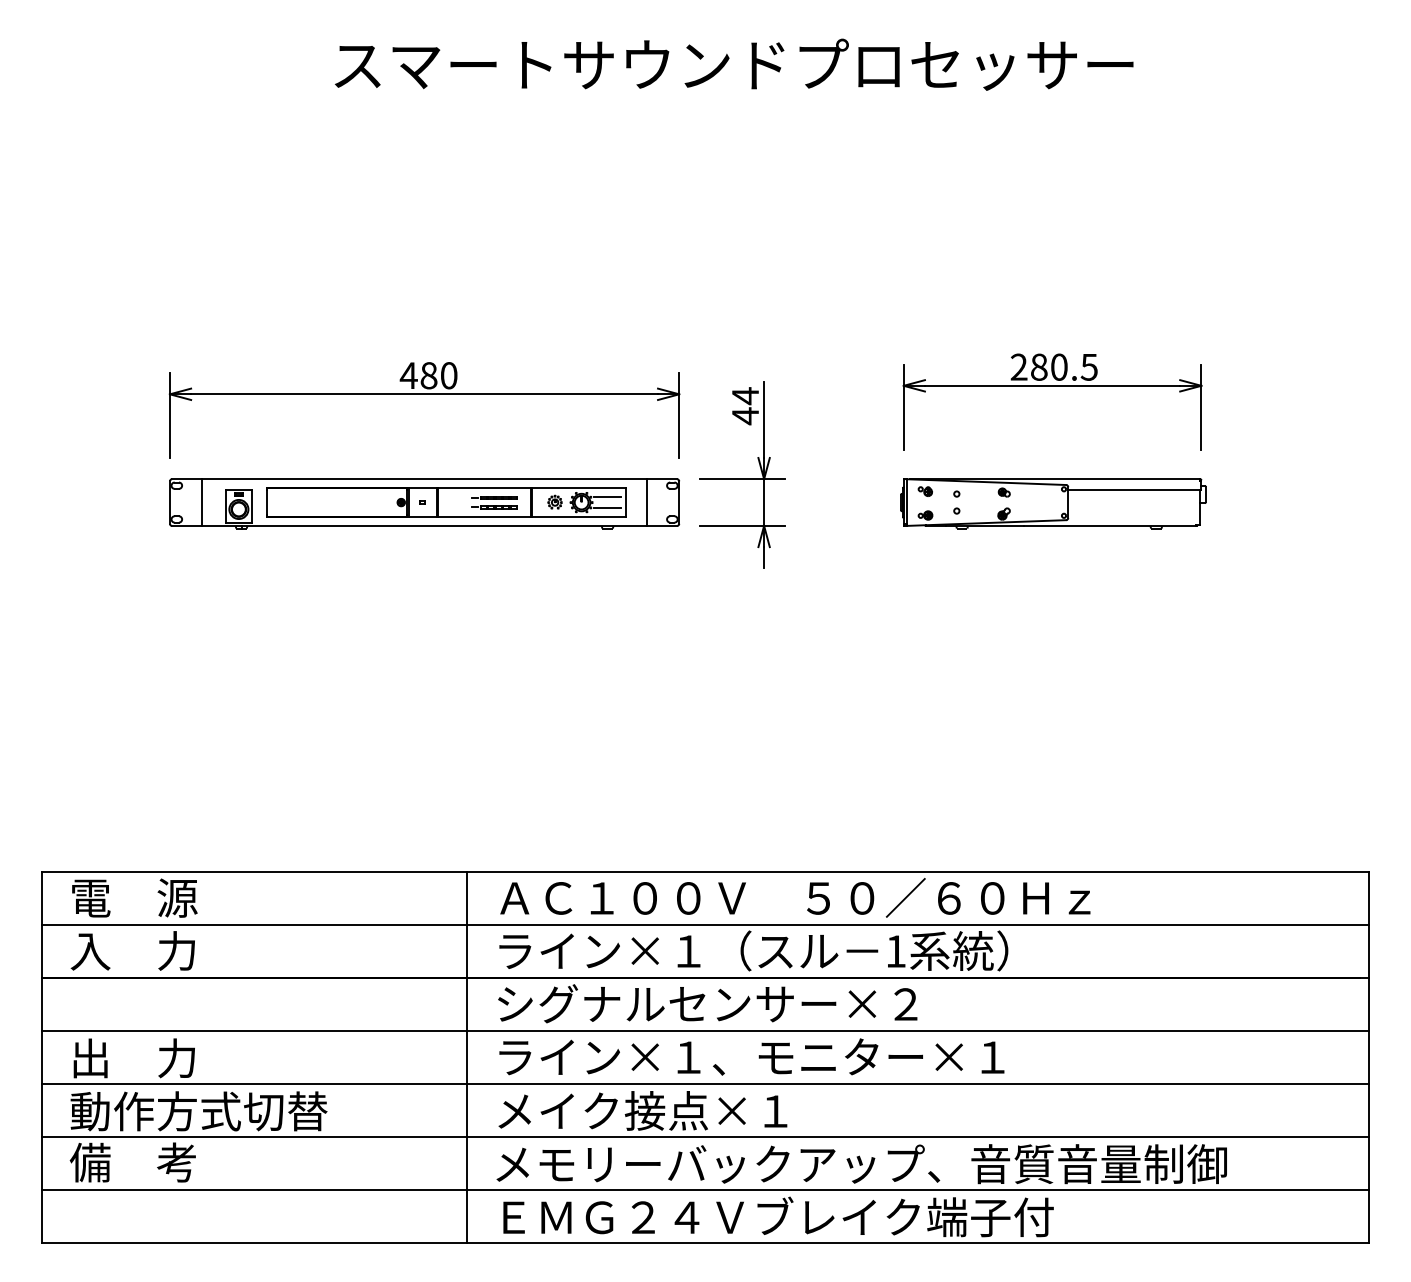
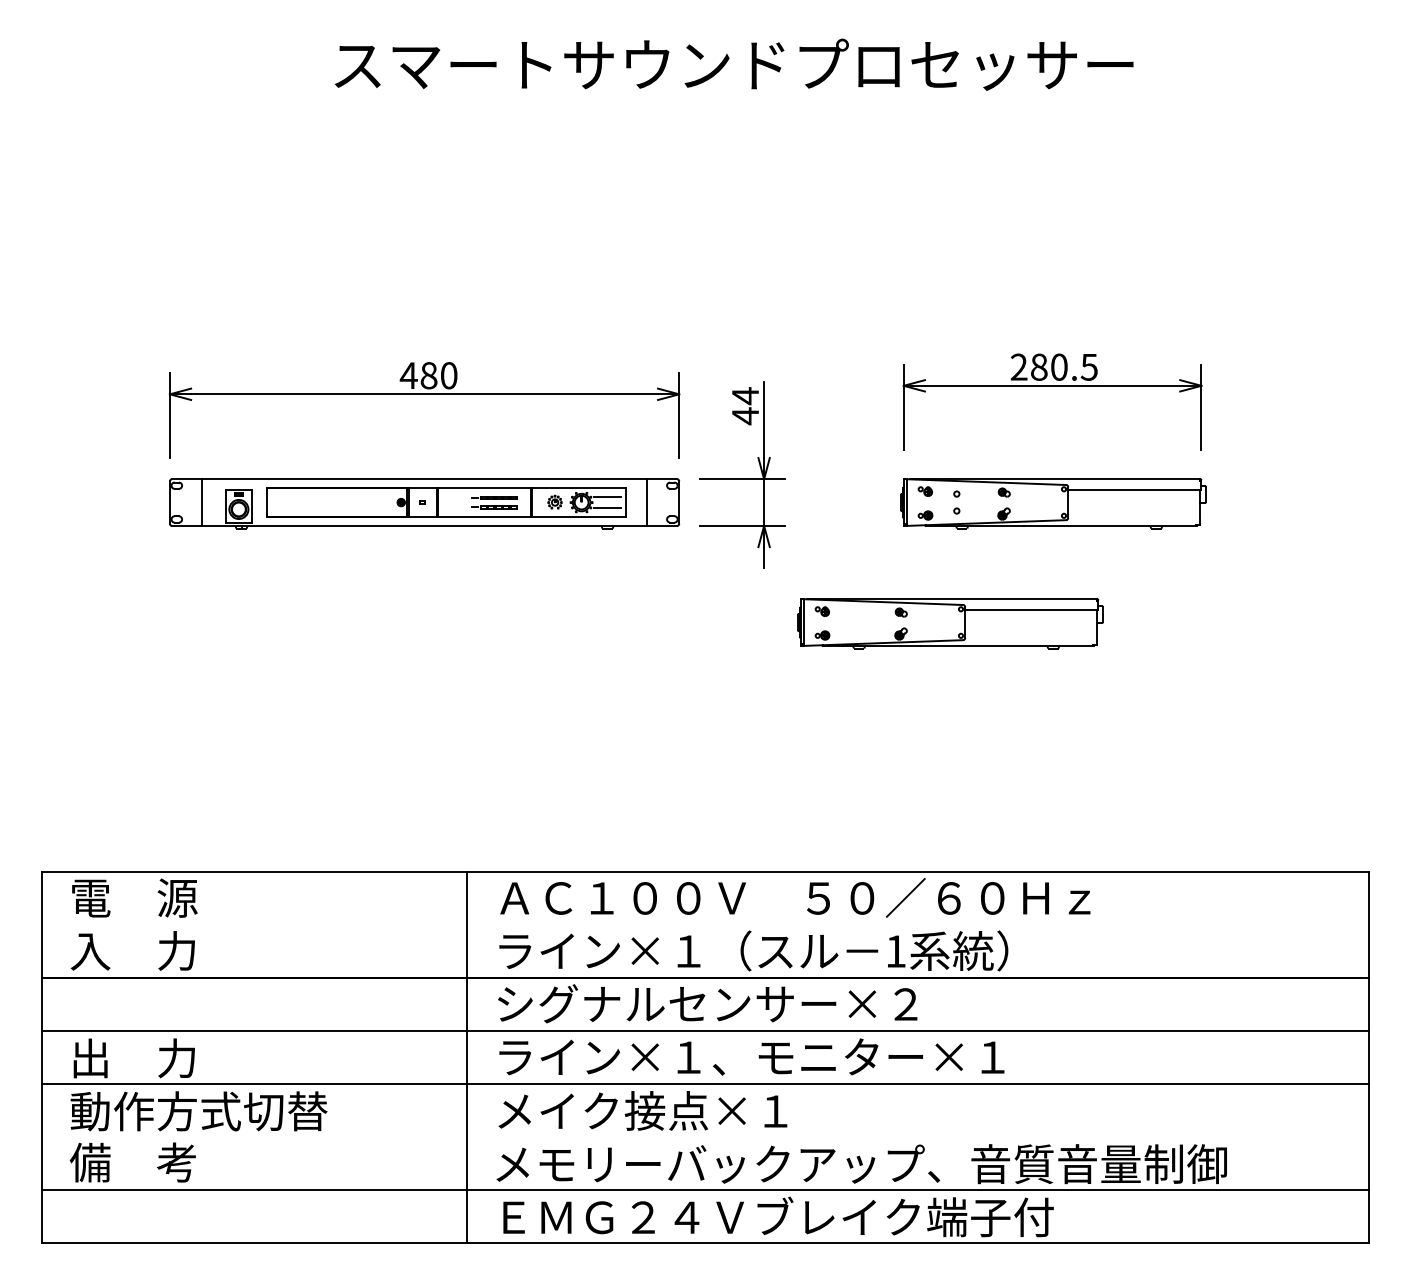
part: none -> present (950, 623)
line: present -> none (705, 925)
line: present -> none (705, 1137)
